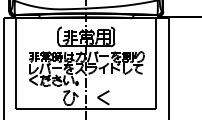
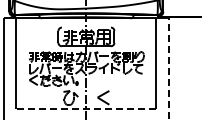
line: solid -> dashed (169, 68)
line: solid -> dashed (86, 109)
